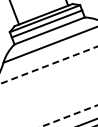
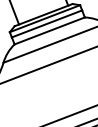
line: dashed -> solid (49, 65)
line: dashed -> solid (70, 115)
